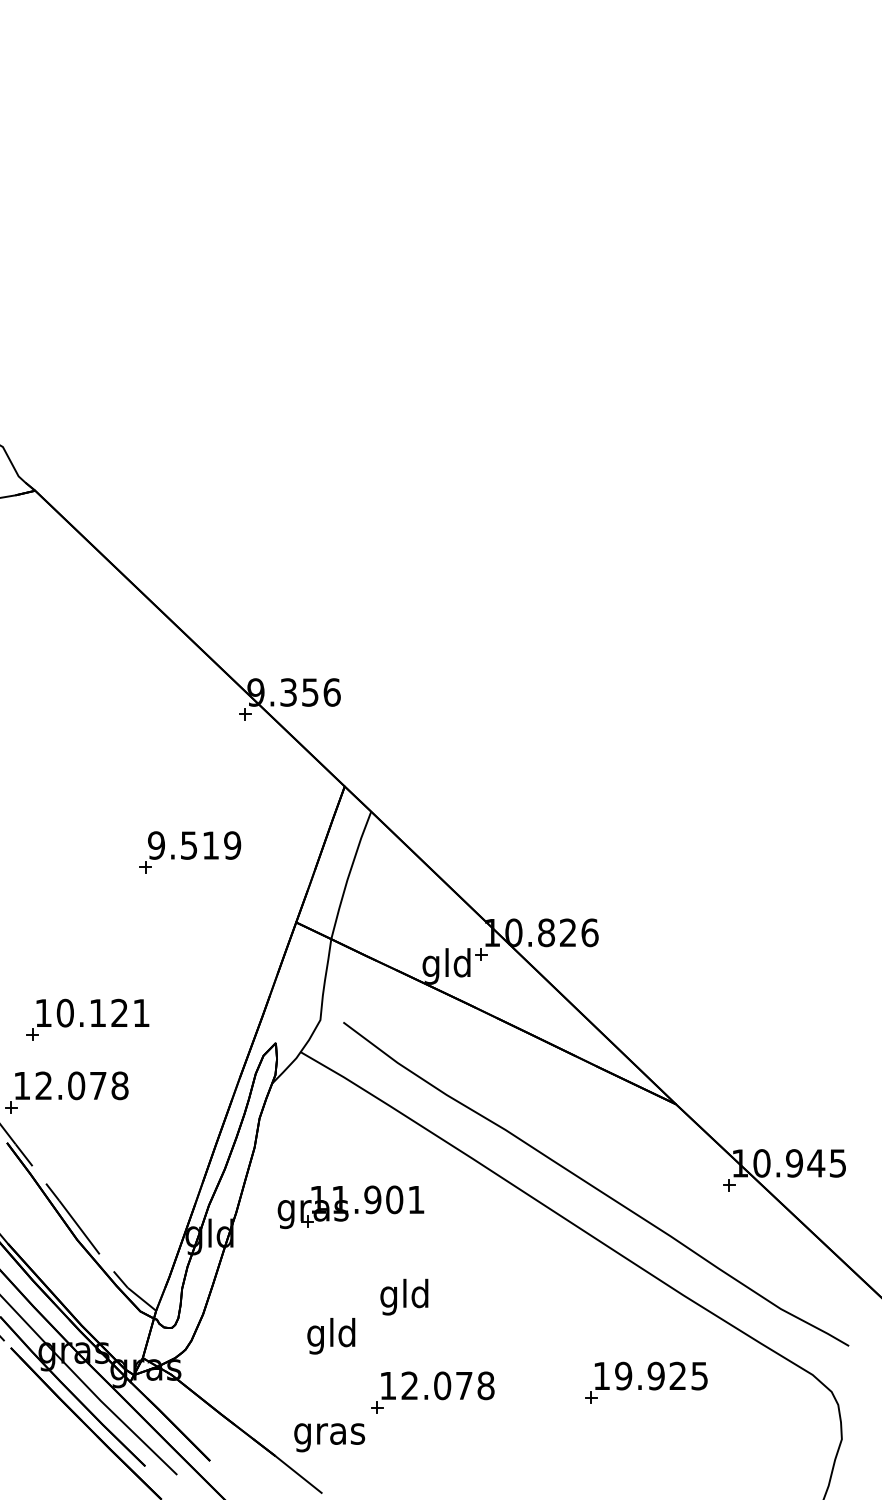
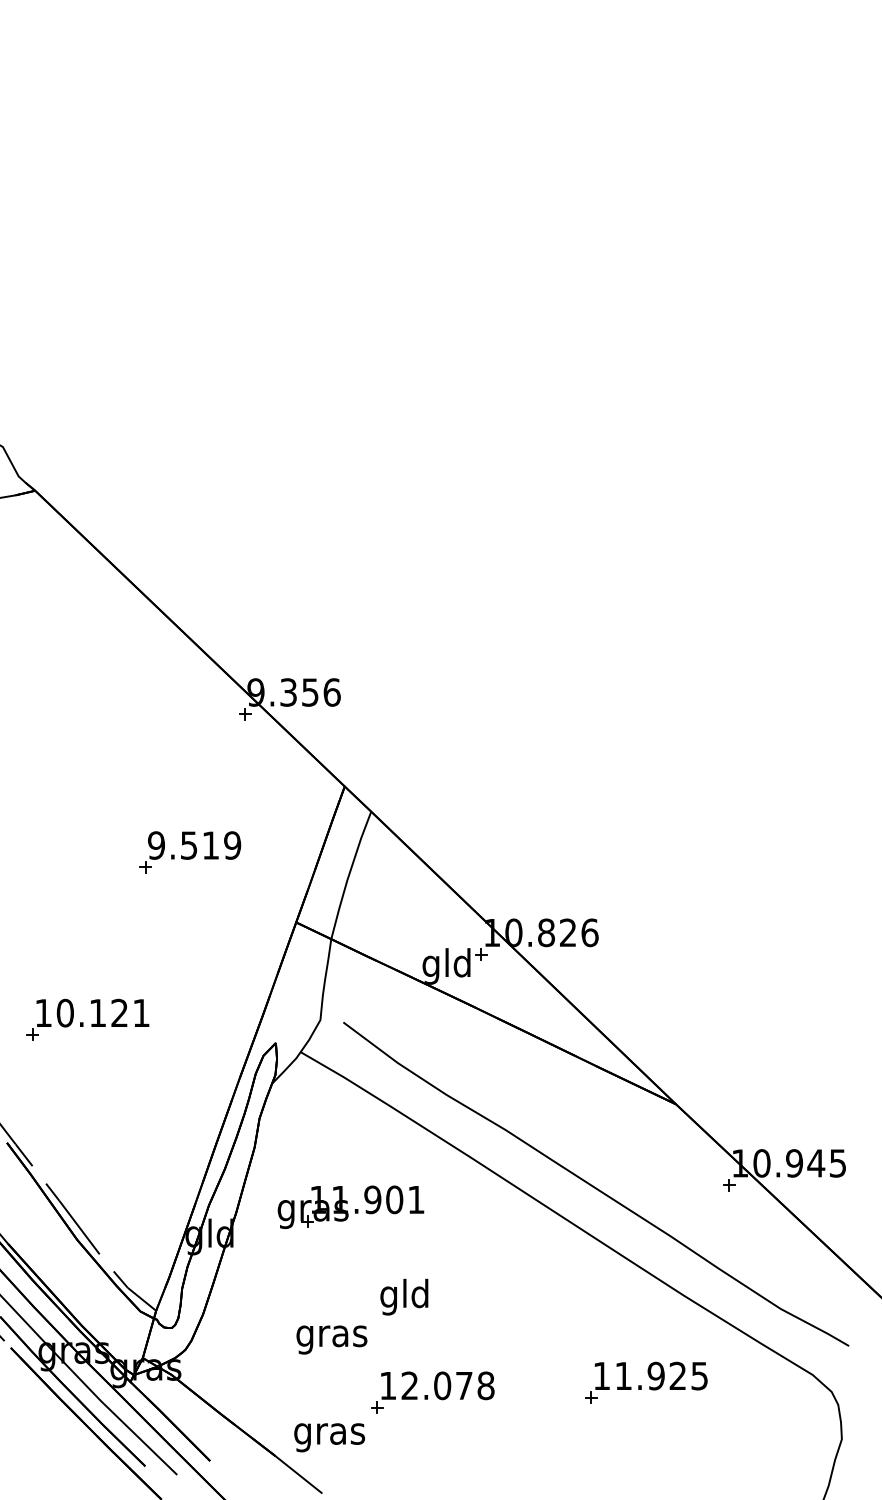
part: present -> none (66, 1092)
text: gld -> gras (331, 1336)
text: 19.925 -> 11.925 (623, 1375)
